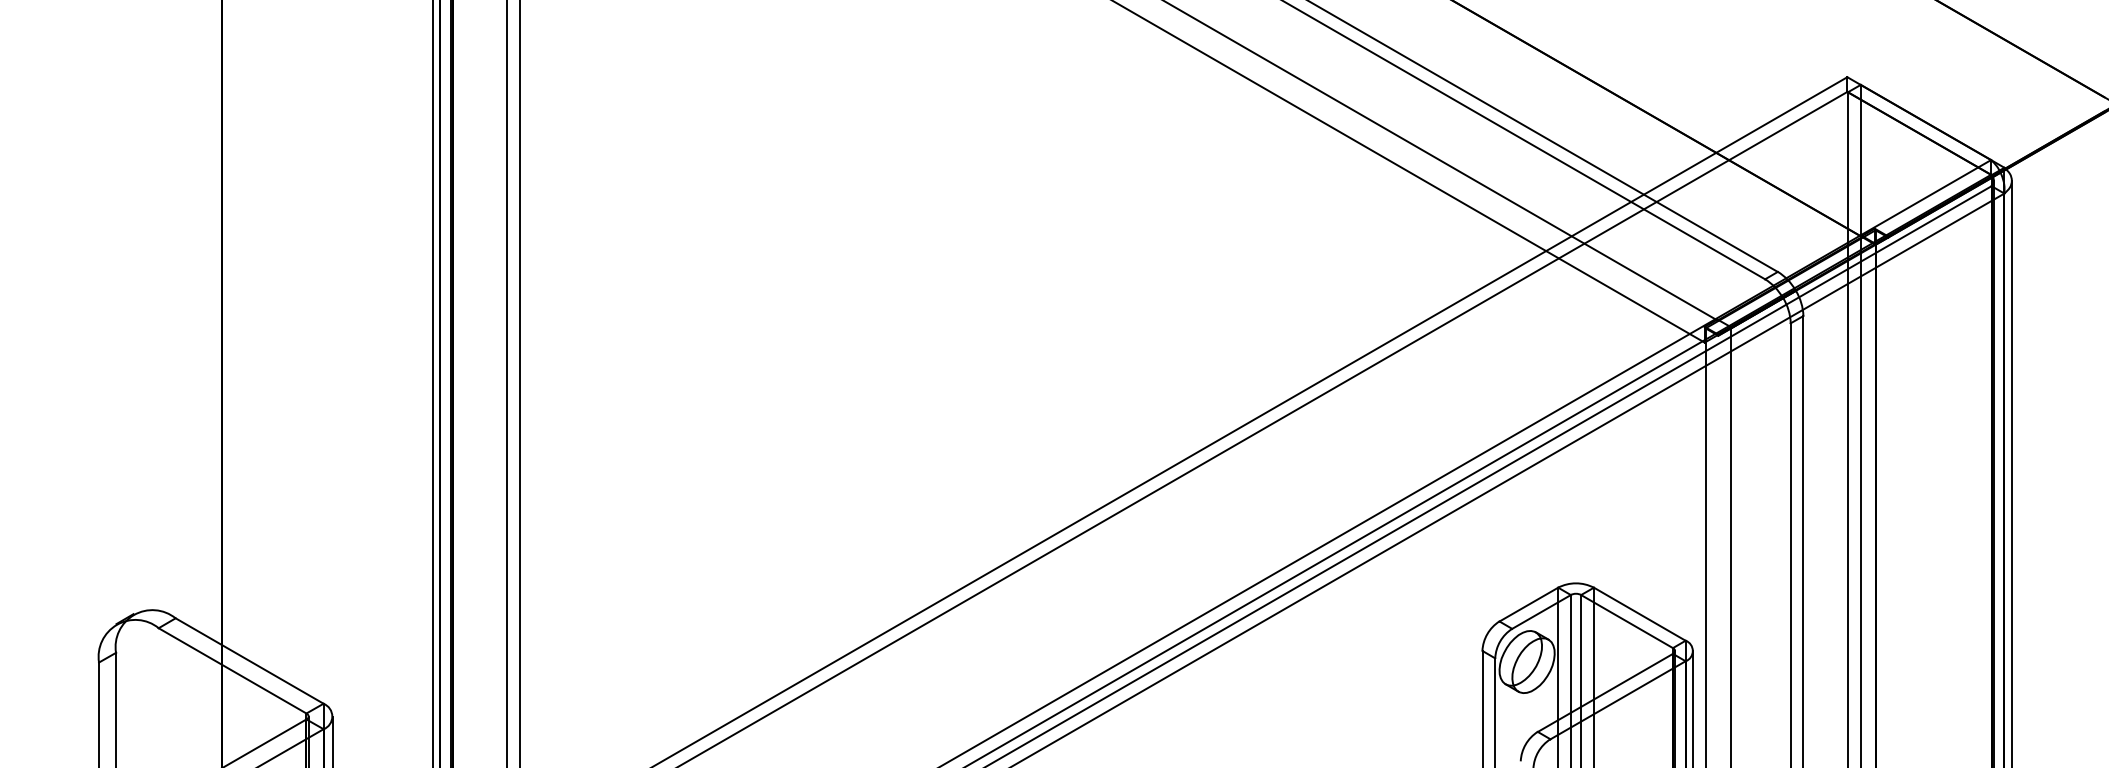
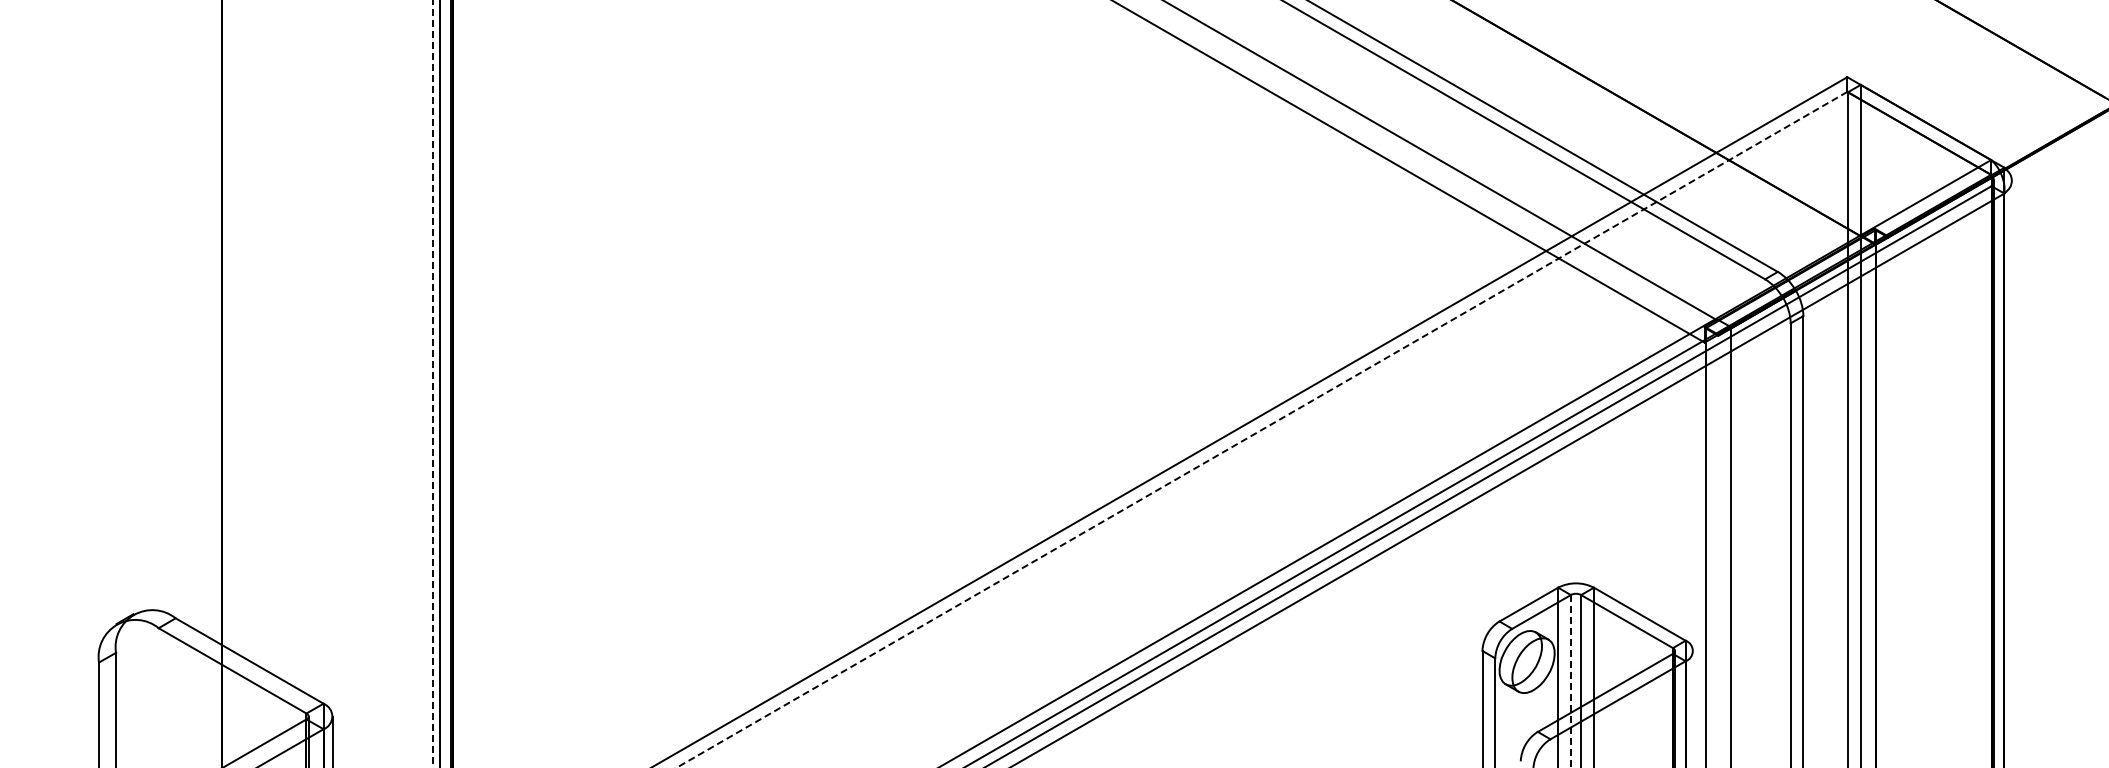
line: present -> none (507, 383)
line: present -> none (519, 383)
line: solid -> dashed (432, 384)
line: solid -> dashed (1261, 429)
line: present -> none (2011, 472)
line: solid -> dashed (1570, 681)
line: present -> none (1693, 707)
